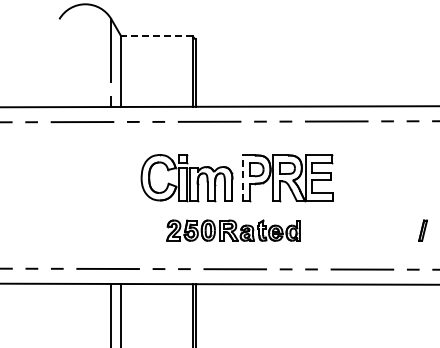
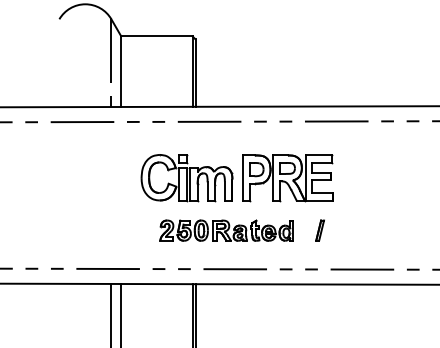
line: dashed -> solid (156, 36)
line: dashed -> solid (243, 177)
part position: (233, 230) -> (226, 230) (226, 230)
part position: (422, 230) -> (319, 230) (319, 230)
